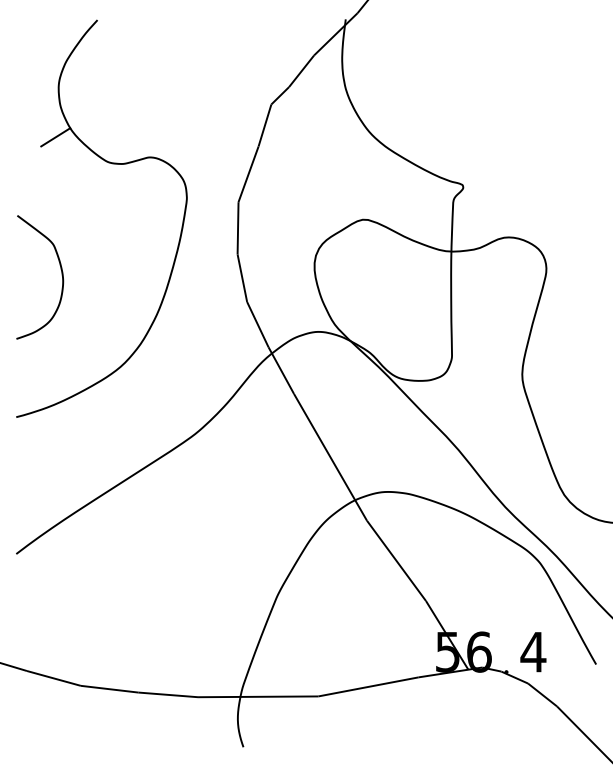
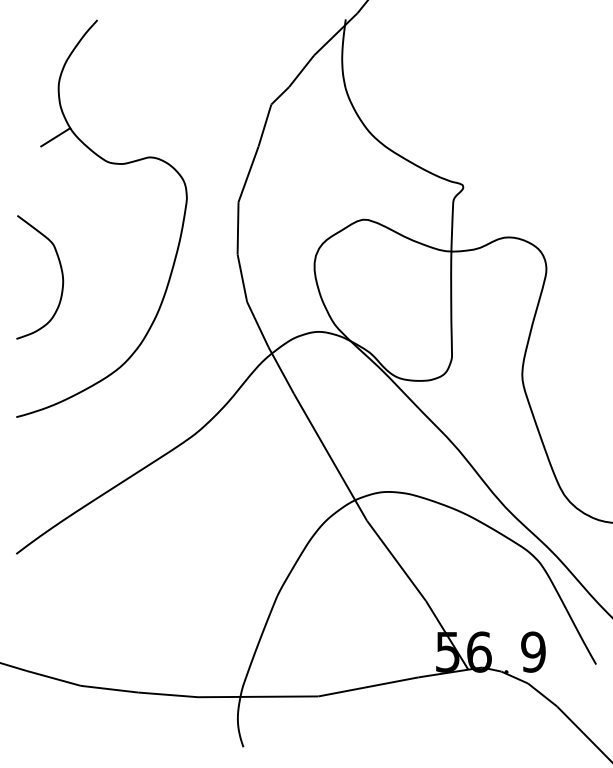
text: 4 -> 9 (533, 651)
